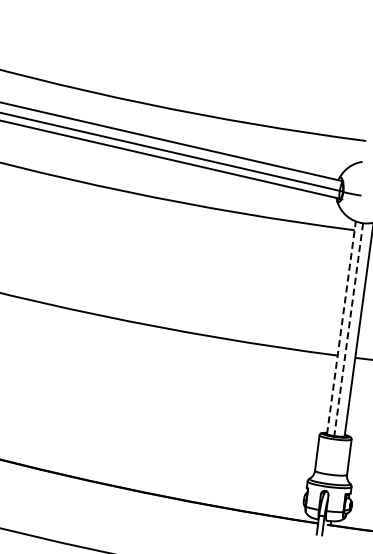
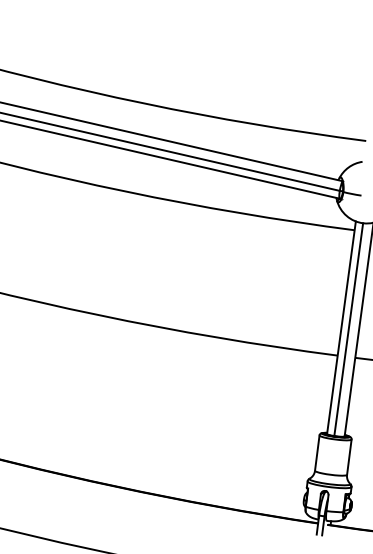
line: dashed -> solid (341, 327)
line: dashed -> solid (348, 330)
